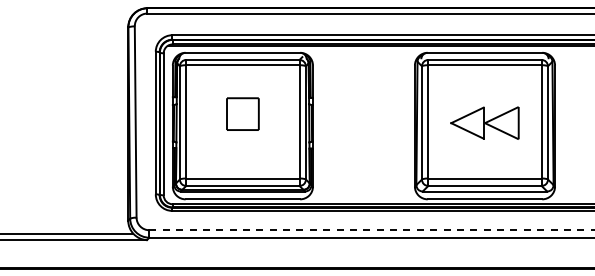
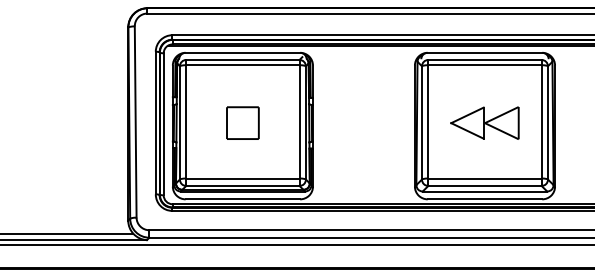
part position: (242, 113) -> (242, 122) (242, 122)
line: dashed -> solid (372, 230)
line: none -> present (296, 244)
